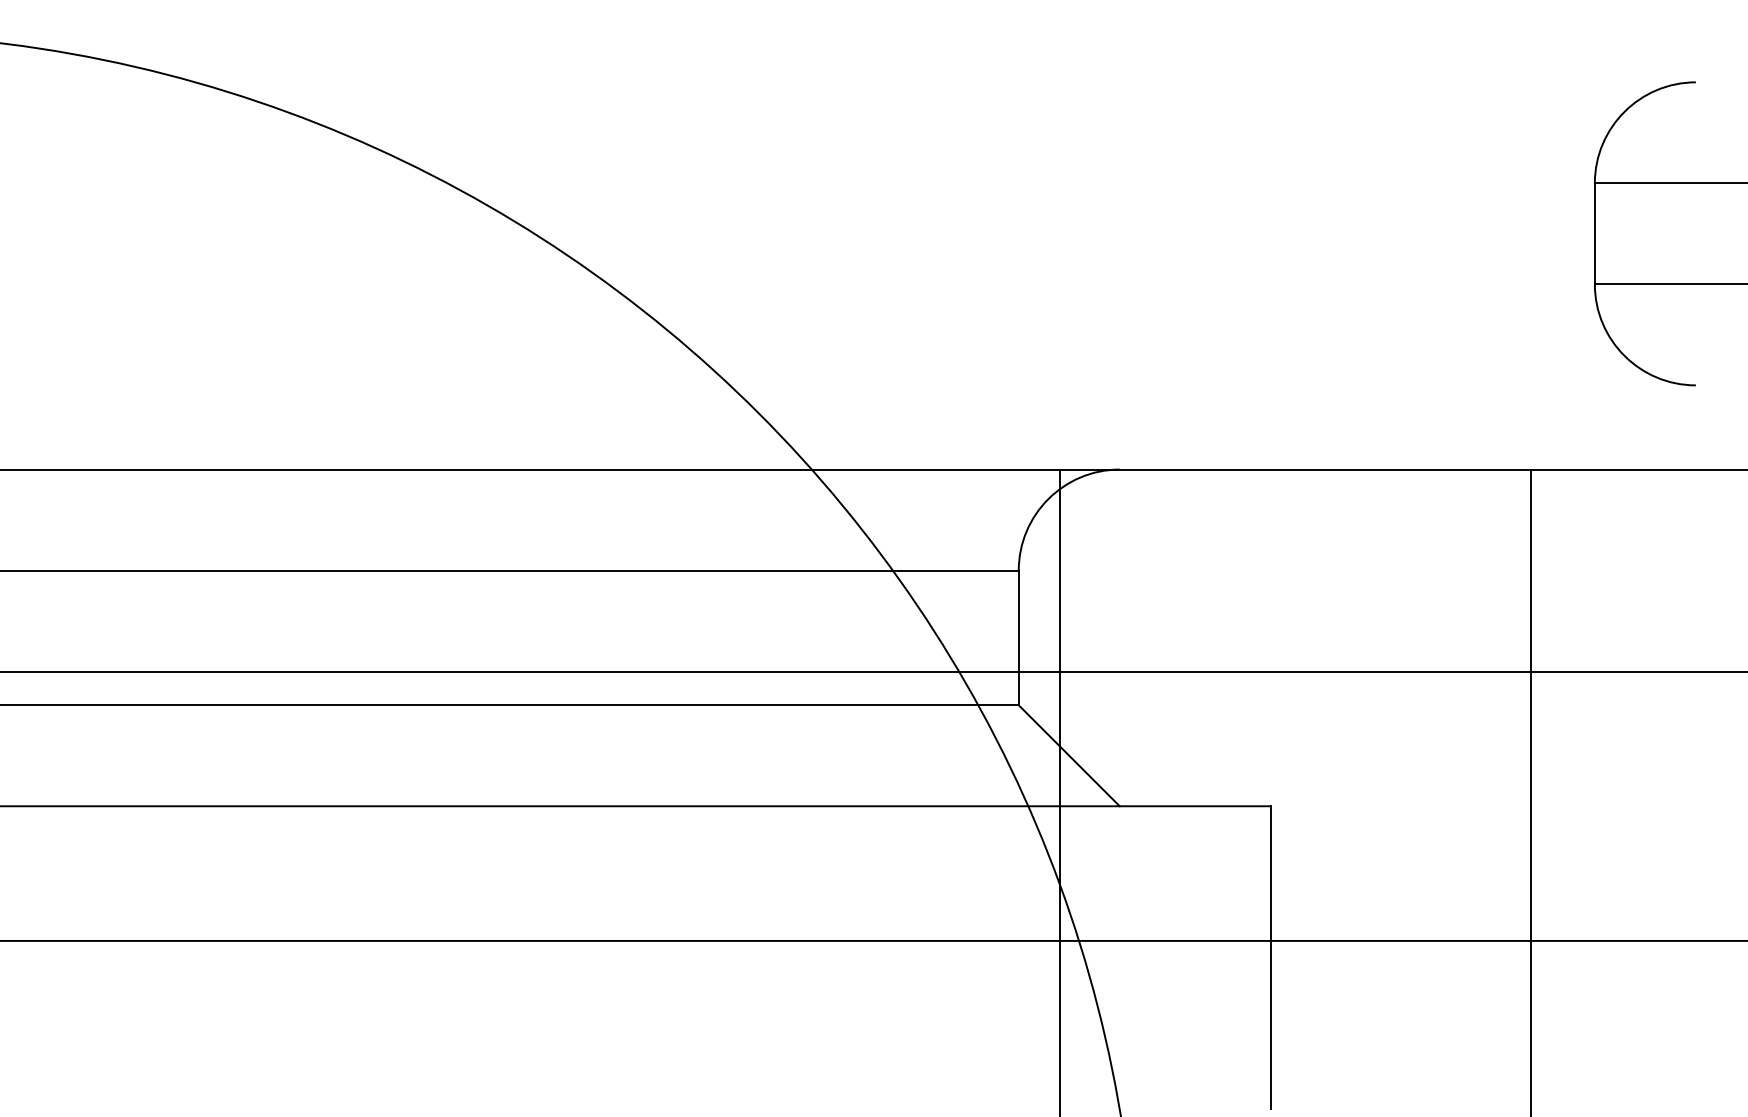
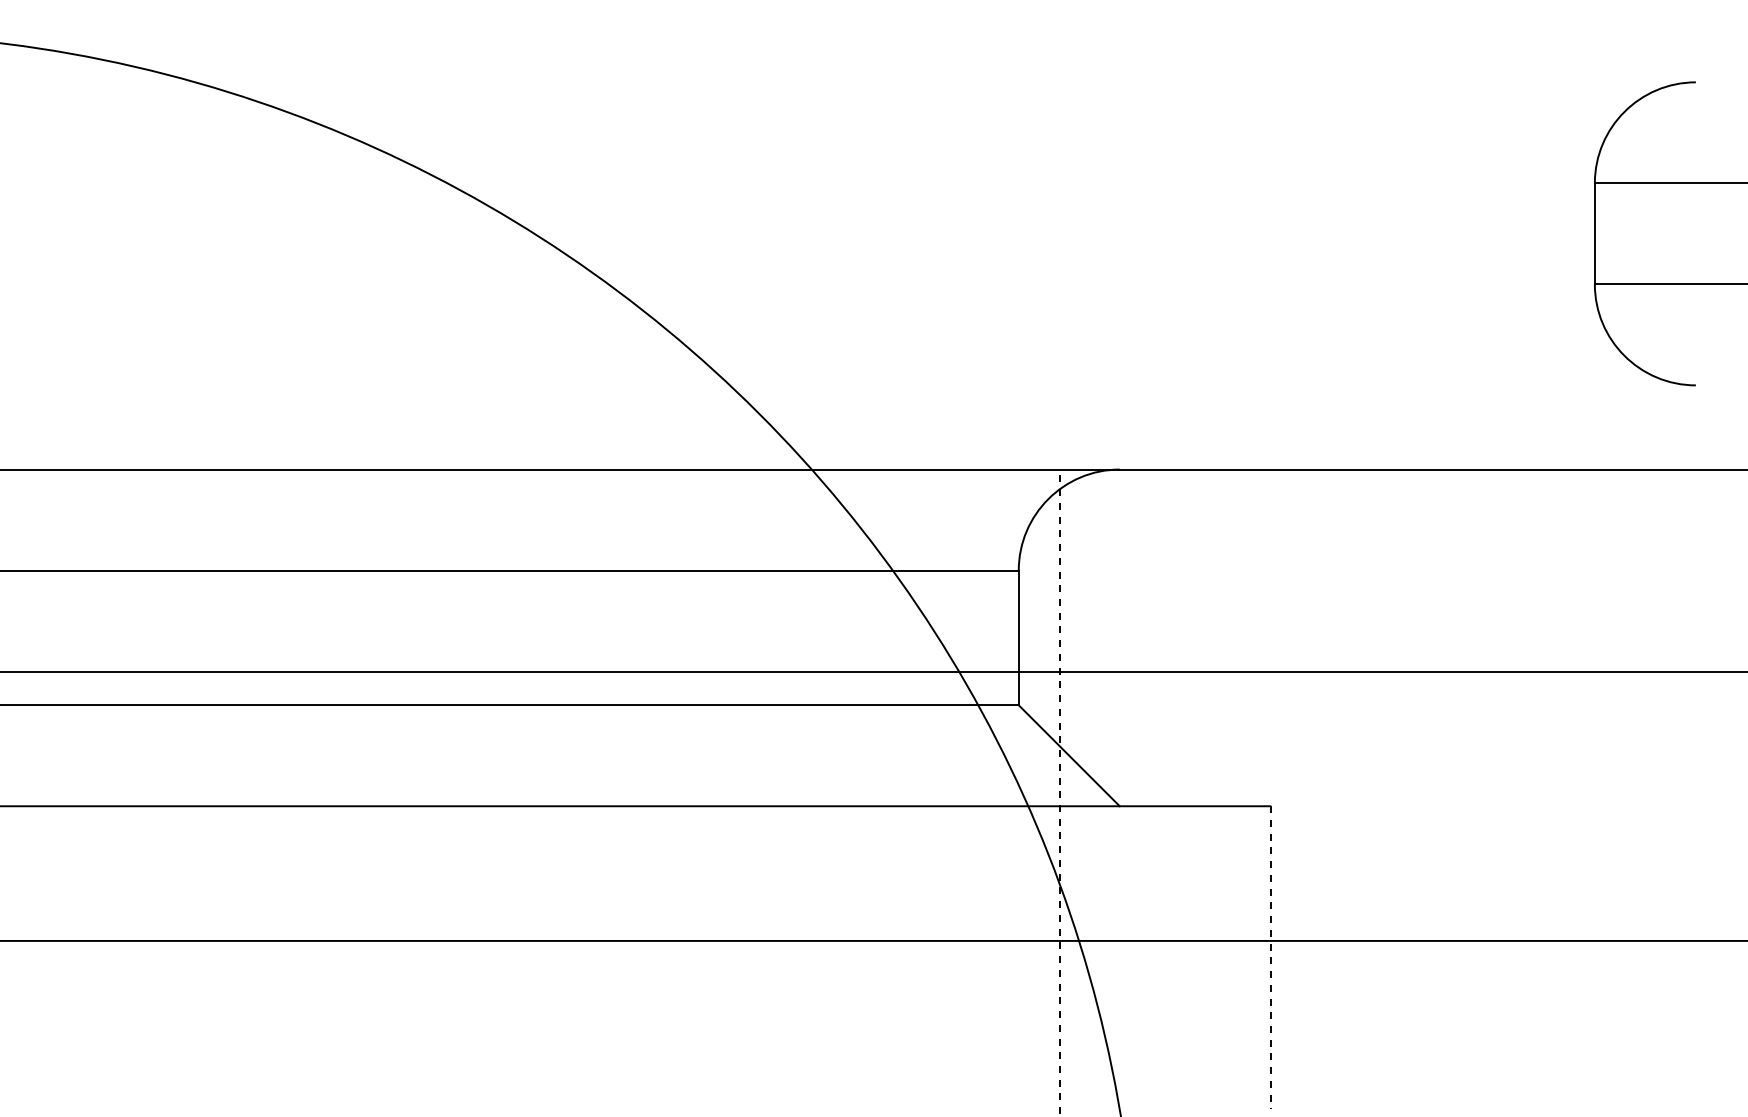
line: present -> none (1531, 791)
line: solid -> dashed (1059, 792)
line: solid -> dashed (1271, 957)
